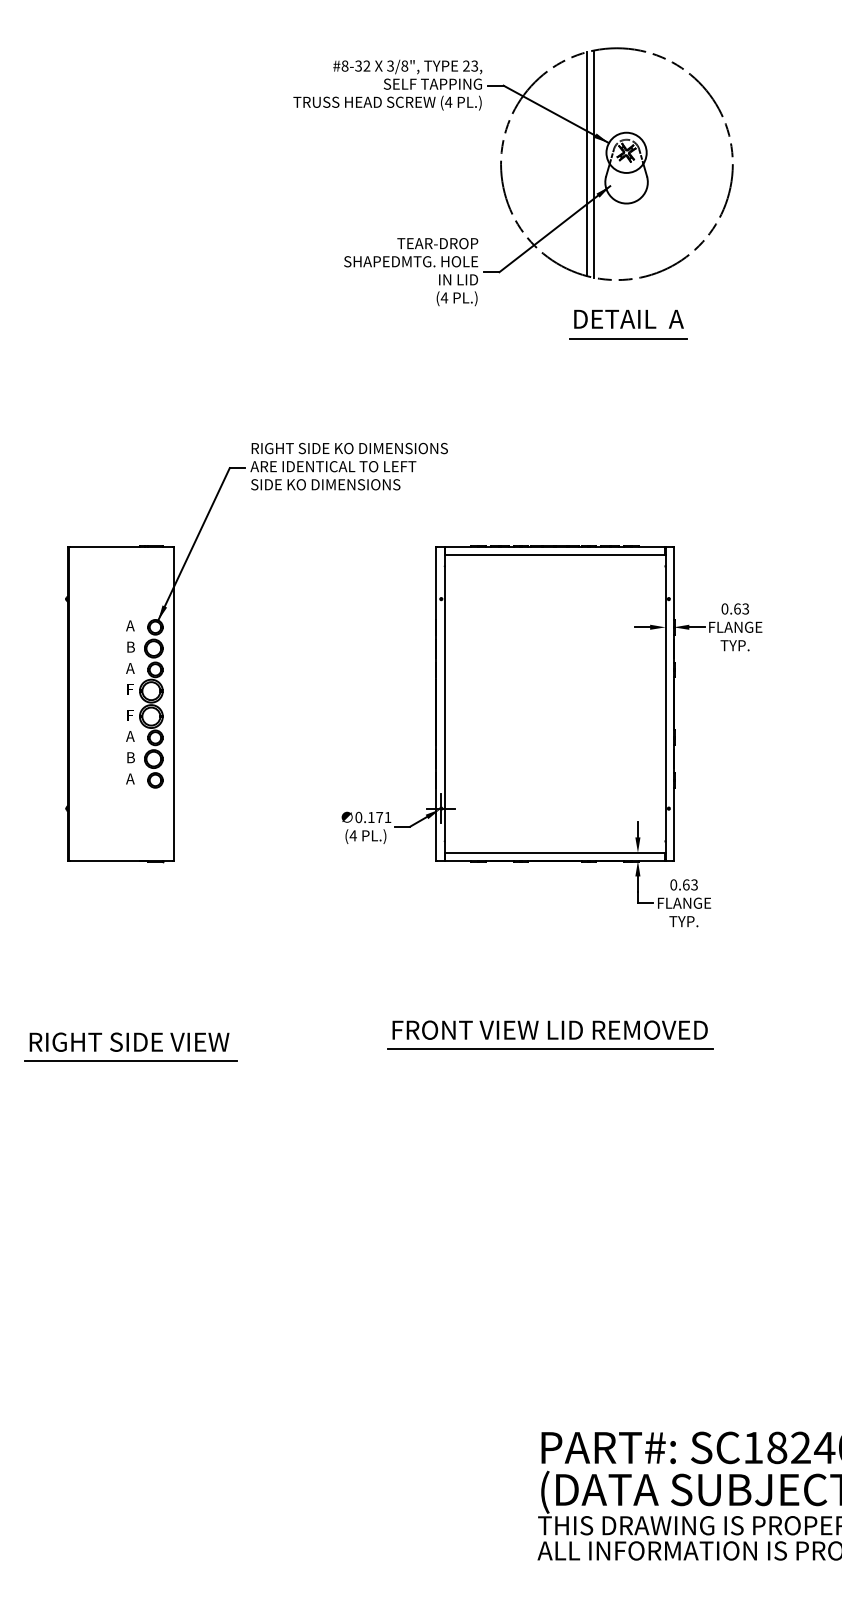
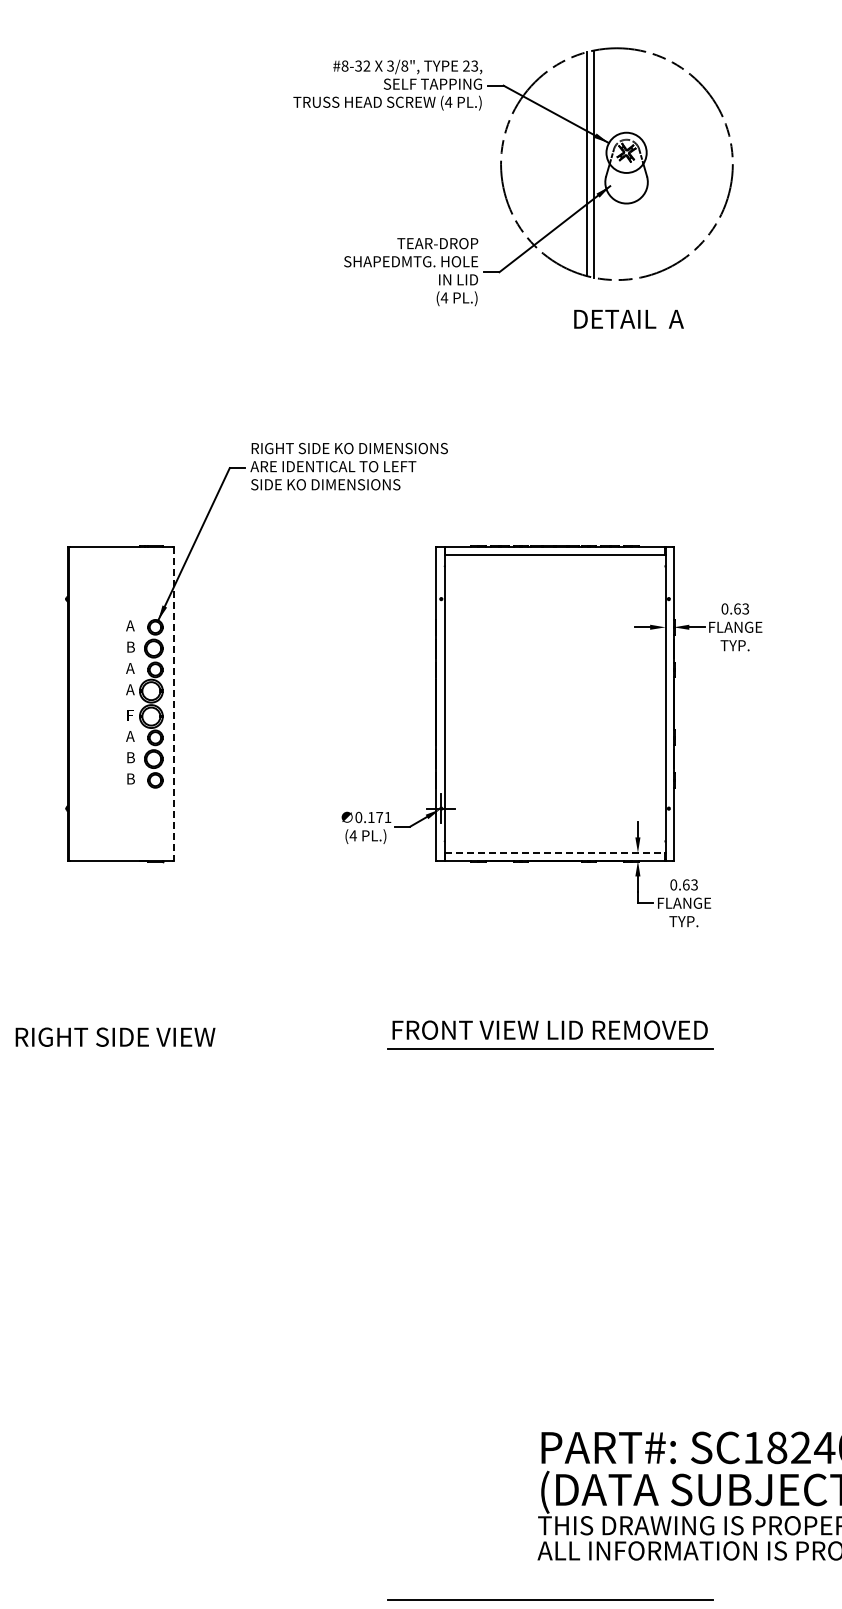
line: present -> none (628, 338)
text: F -> A (130, 689)
line: solid -> dashed (174, 704)
text: A -> B (130, 778)
line: solid -> dashed (555, 852)
text position: (129, 1041) -> (115, 1036) (115, 1036)
line: present -> none (130, 1061)
line: none -> present (550, 1599)
